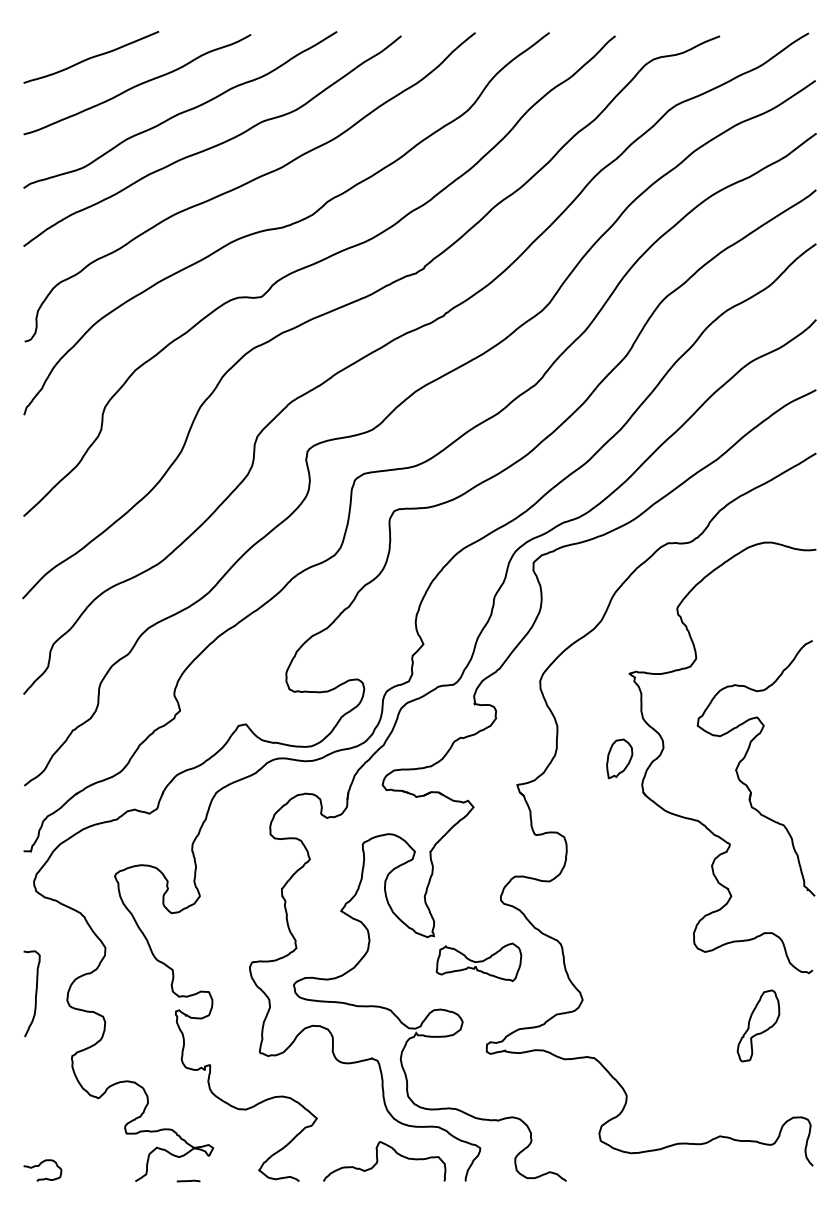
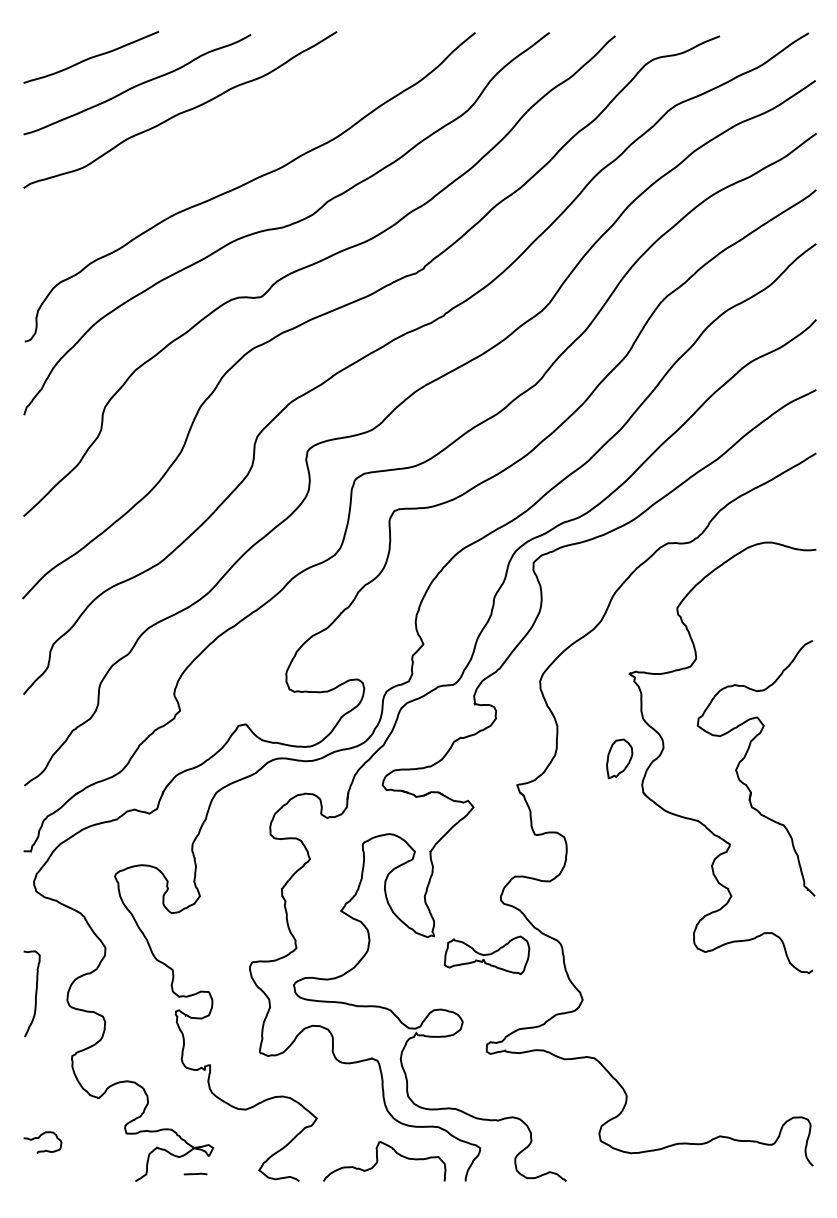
curve: present -> none (214, 145)
part position: (478, 962) -> (486, 955) (486, 955)
part: present -> none (758, 1025)
curve position: (39, 1166) -> (39, 1138) (39, 1138)
line position: (188, 1180) -> (195, 1173) (195, 1173)
